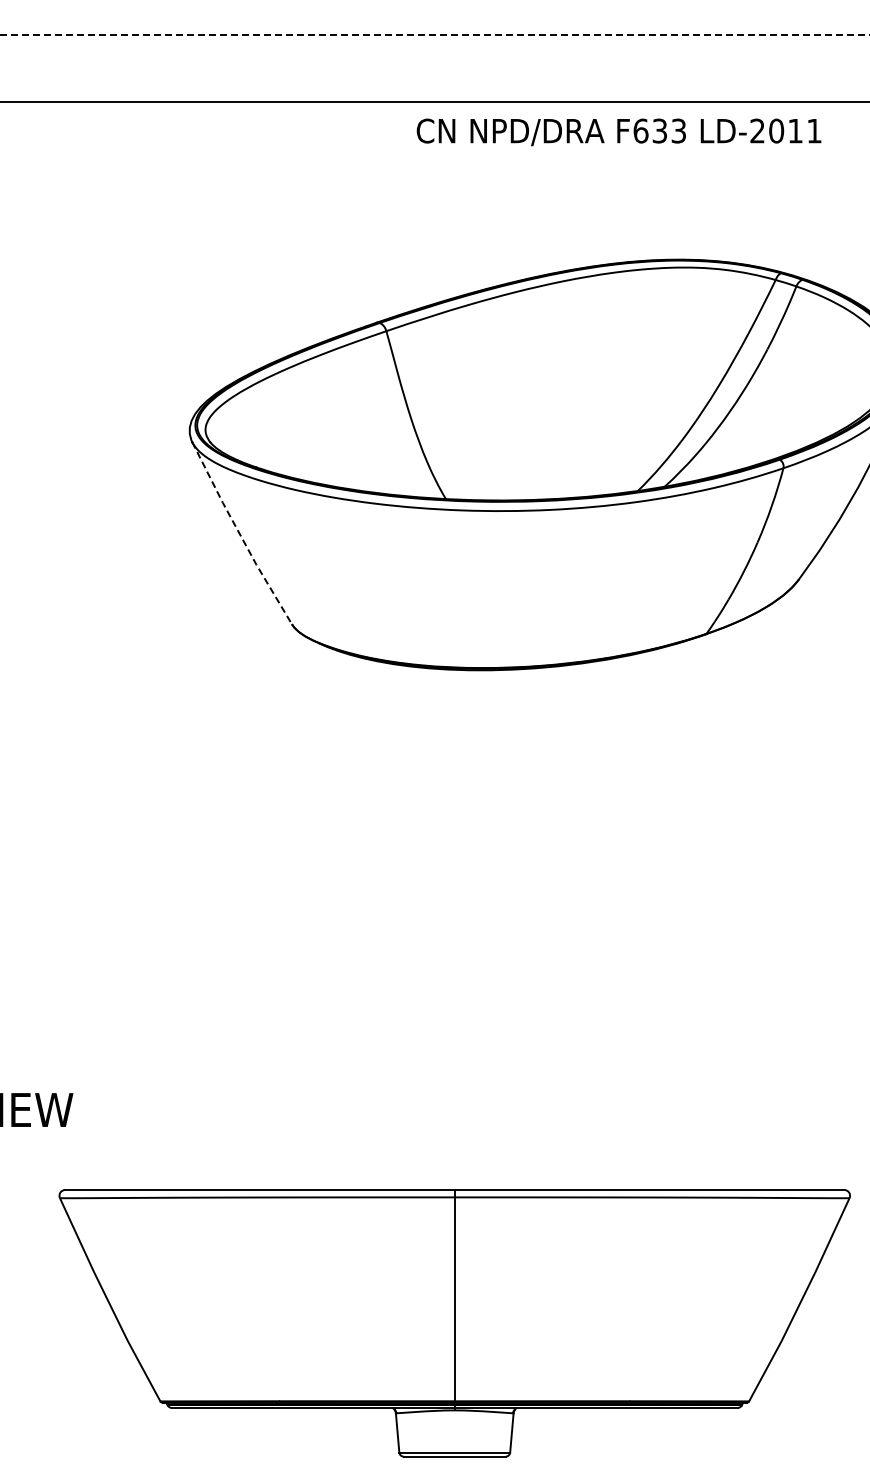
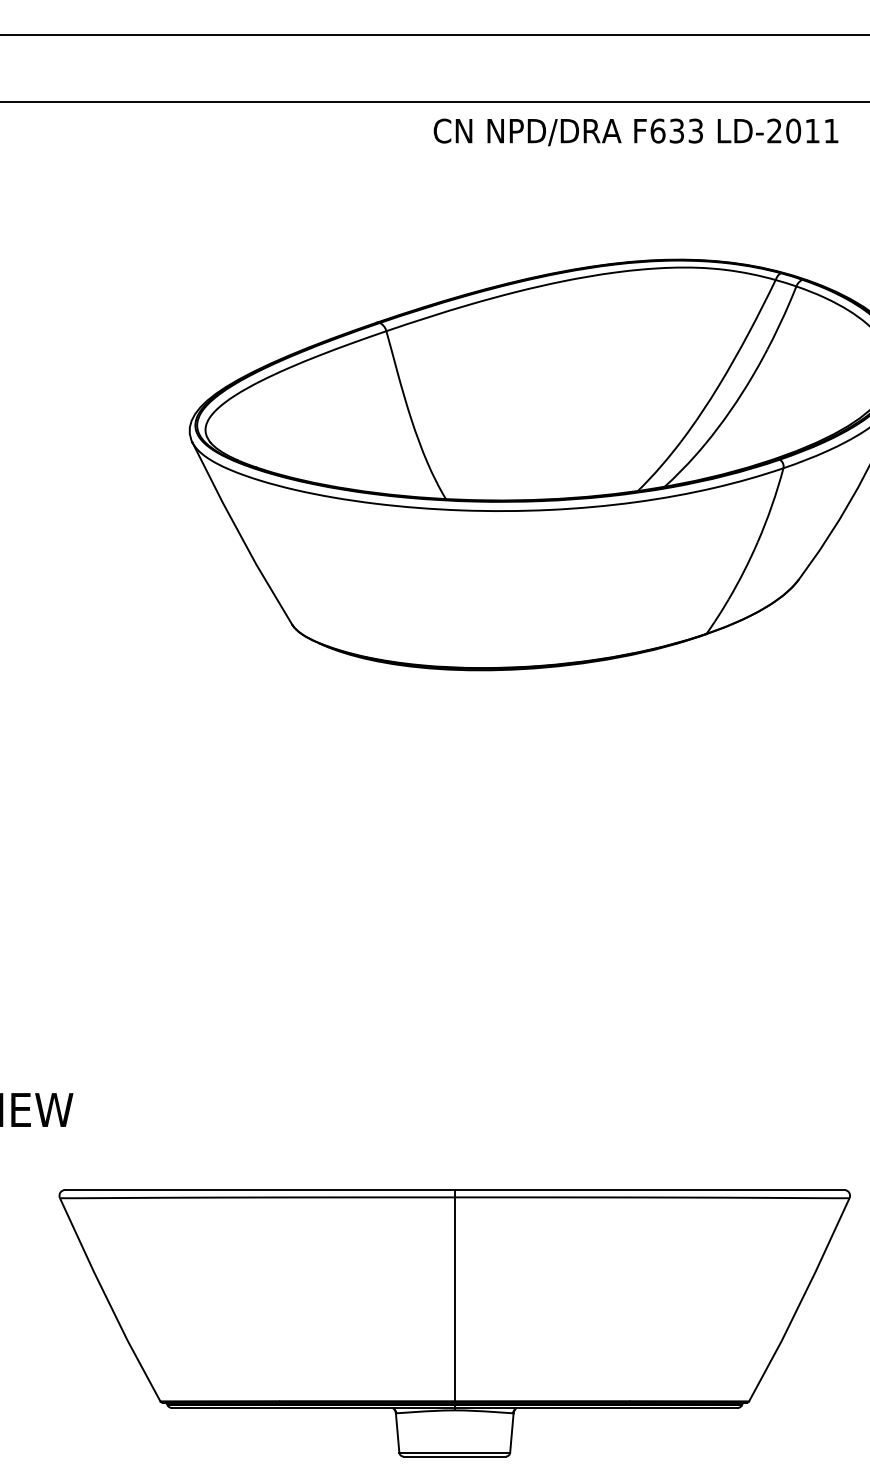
line: dashed -> solid (435, 34)
text position: (618, 132) -> (635, 132) (635, 132)
line: dashed -> solid (240, 535)
